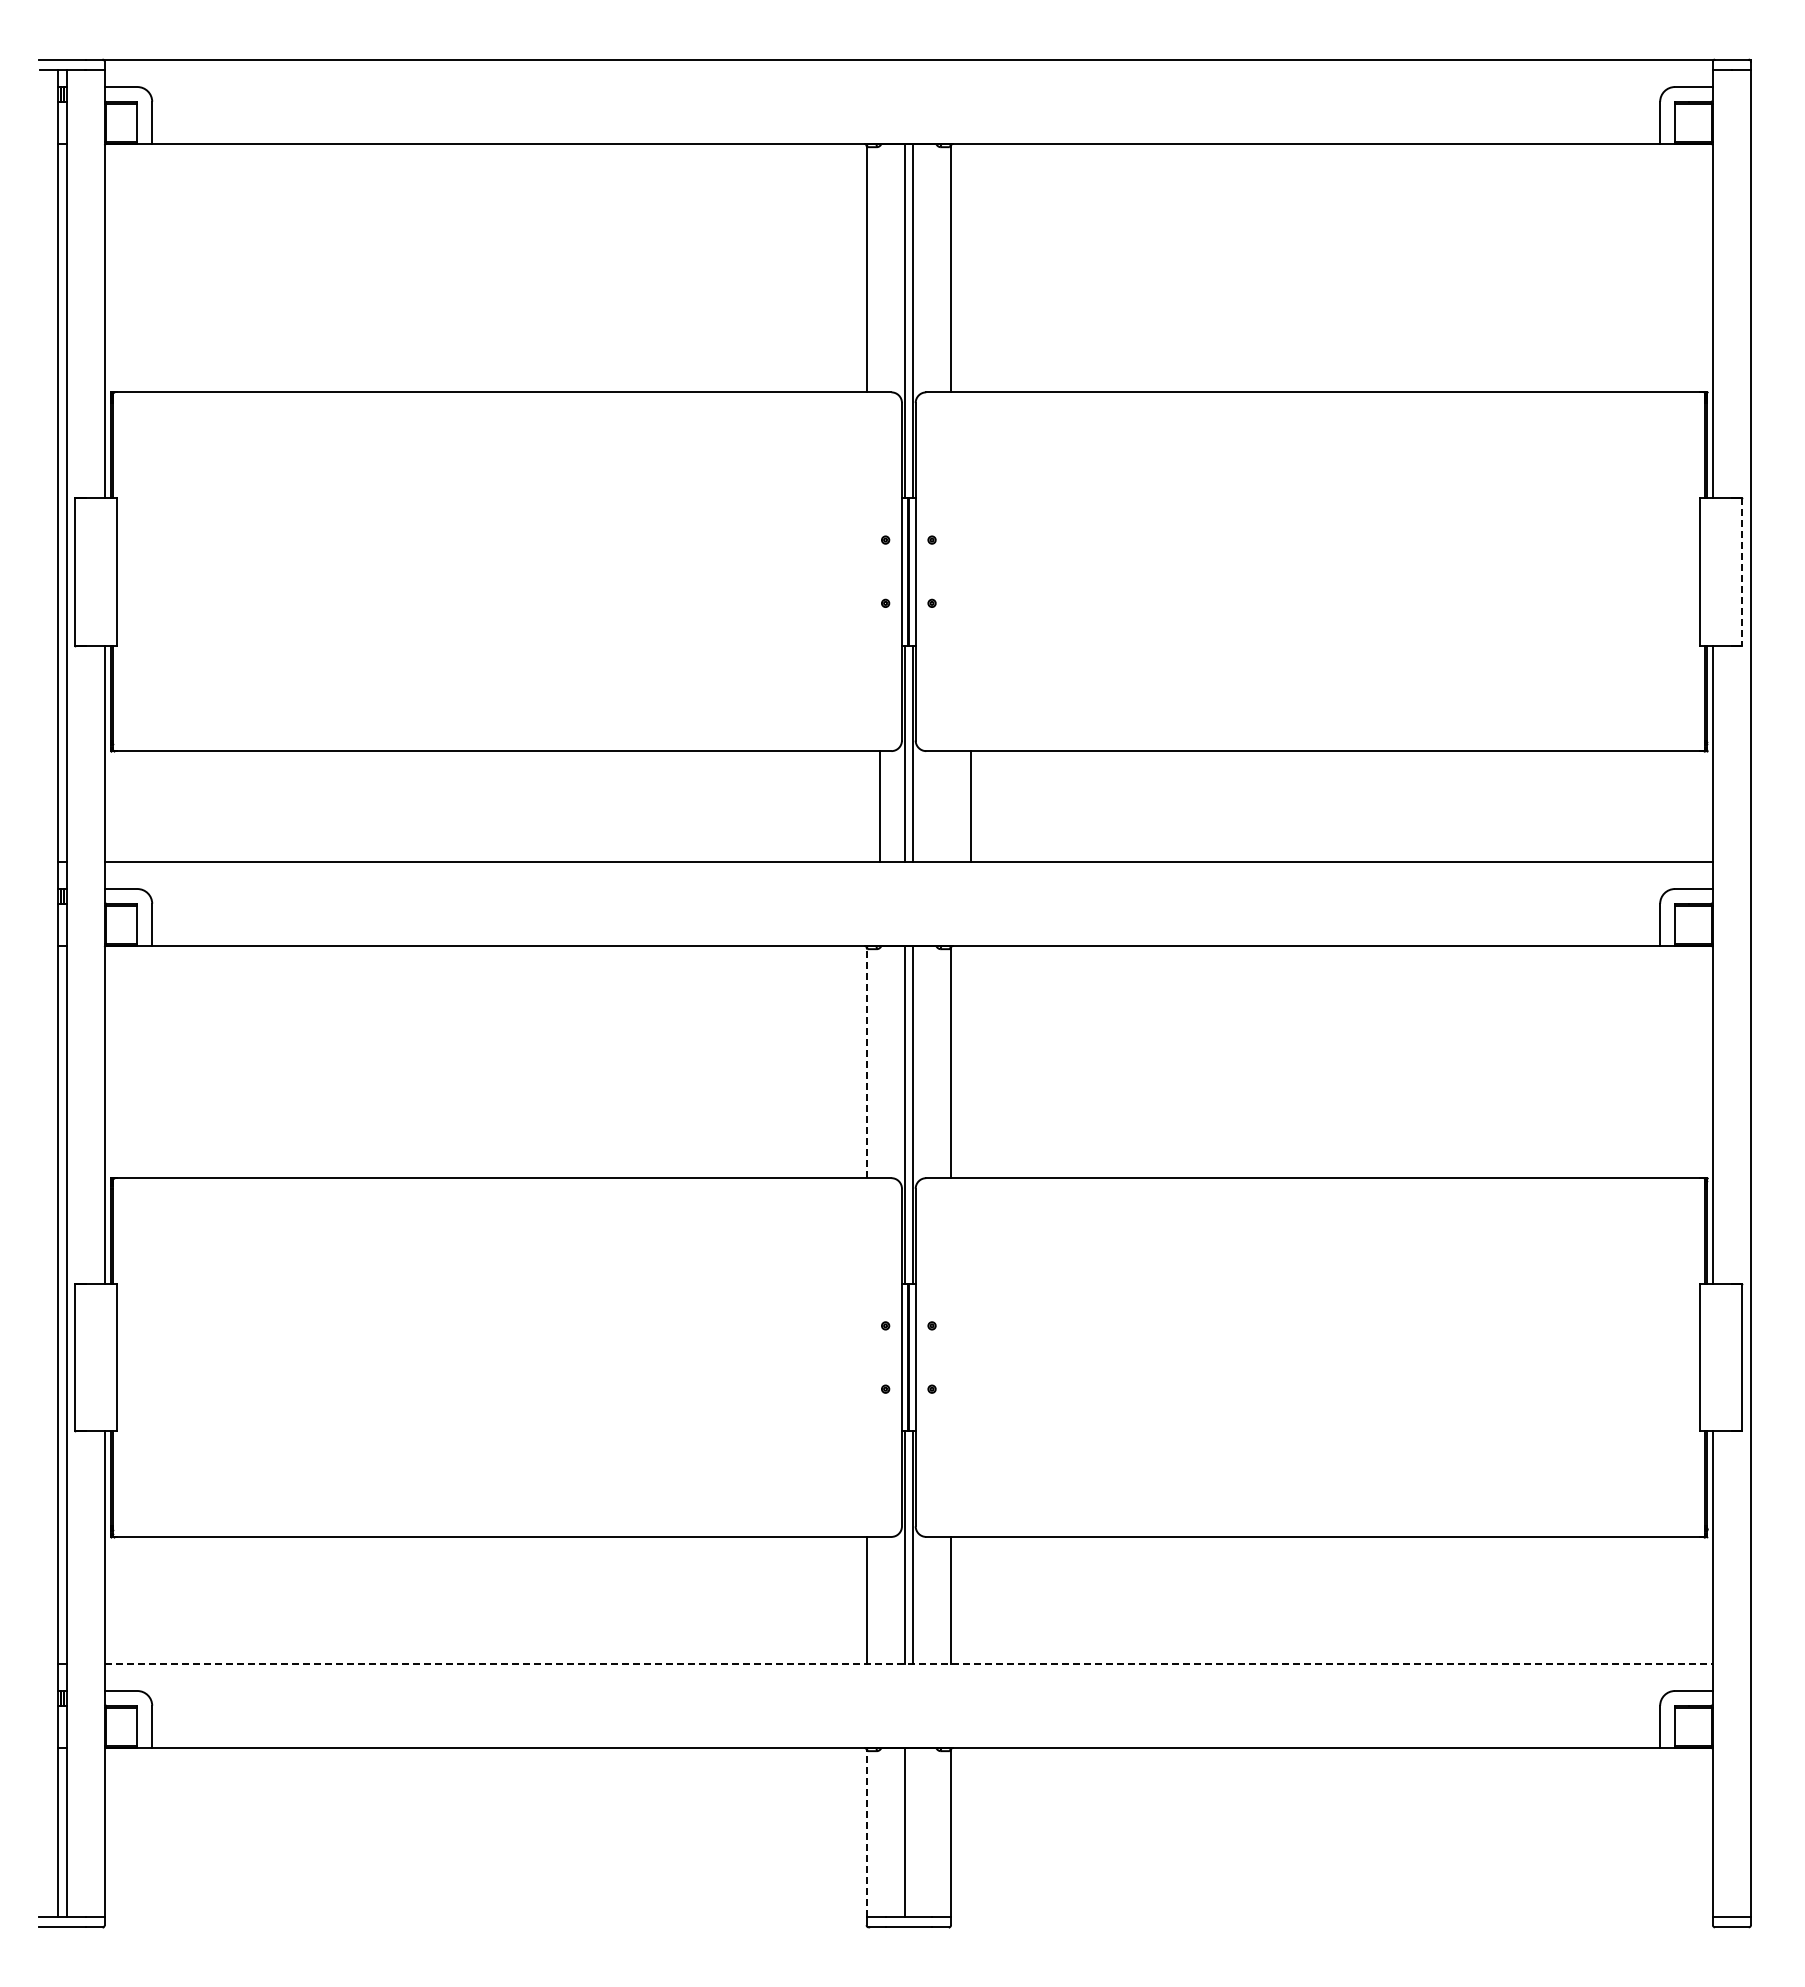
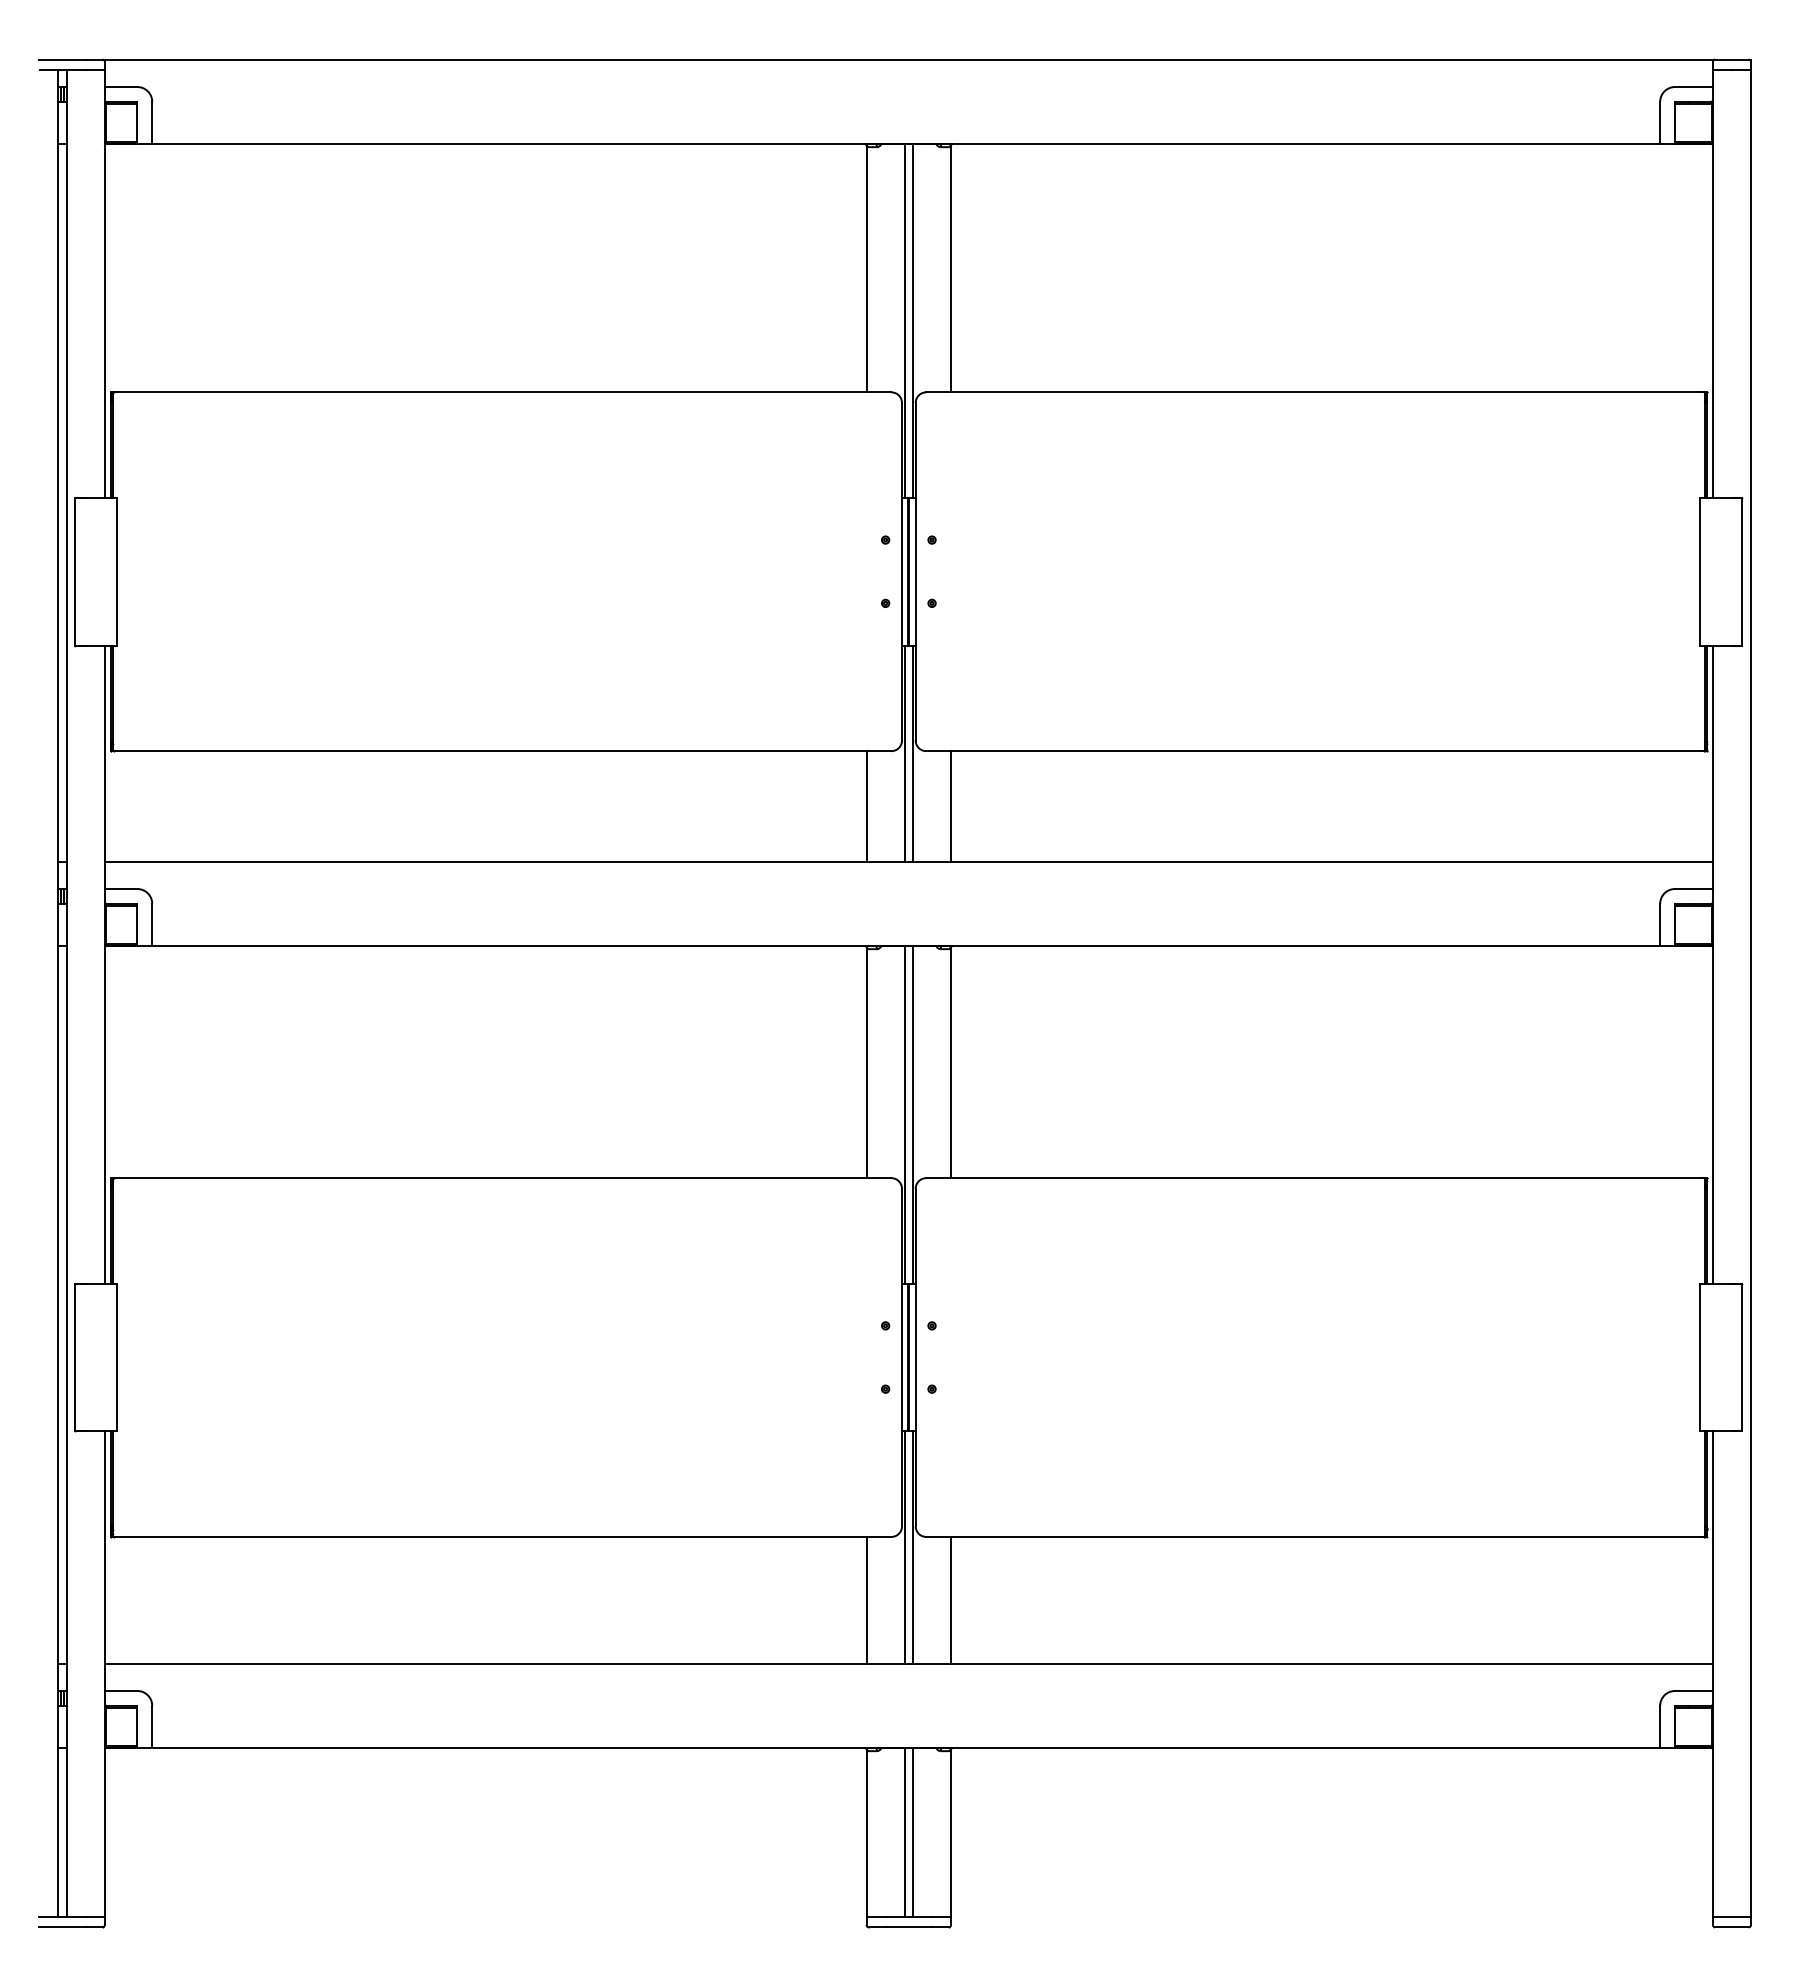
line: dashed -> solid (1742, 571)
line position: (879, 806) -> (866, 806) (866, 806)
line position: (971, 806) -> (951, 806) (951, 806)
line: dashed -> solid (866, 1062)
line: dashed -> solid (909, 1663)
line: none -> present (913, 1831)
line: dashed -> solid (866, 1832)
